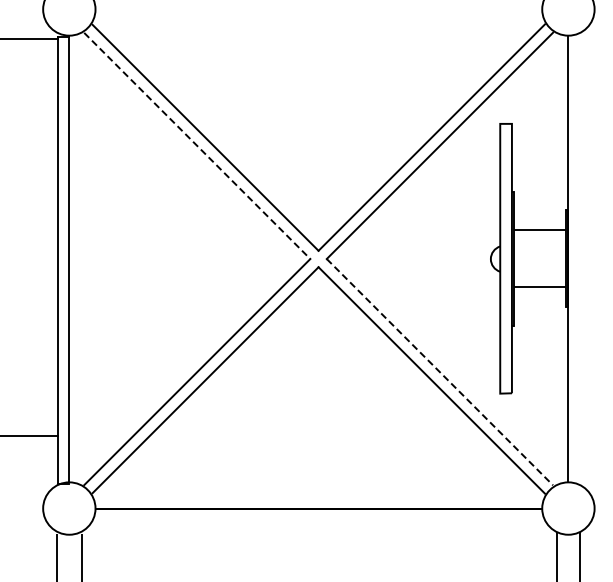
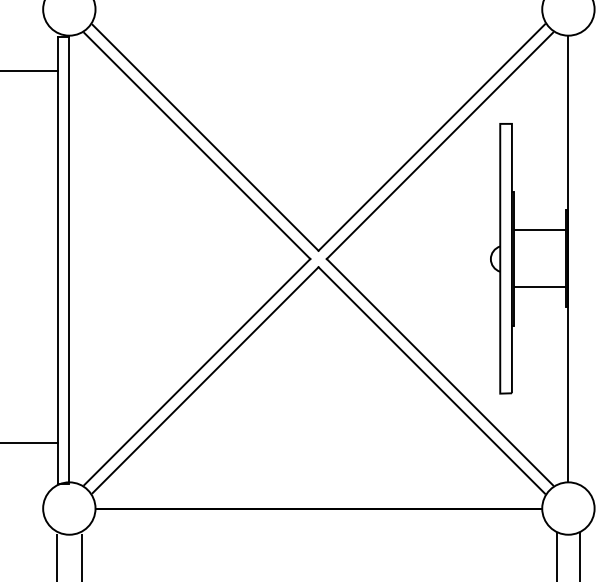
line position: (29, 39) -> (29, 71) (29, 71)
line: dashed -> solid (197, 145)
line: dashed -> solid (440, 372)
line position: (29, 436) -> (29, 443) (29, 443)
